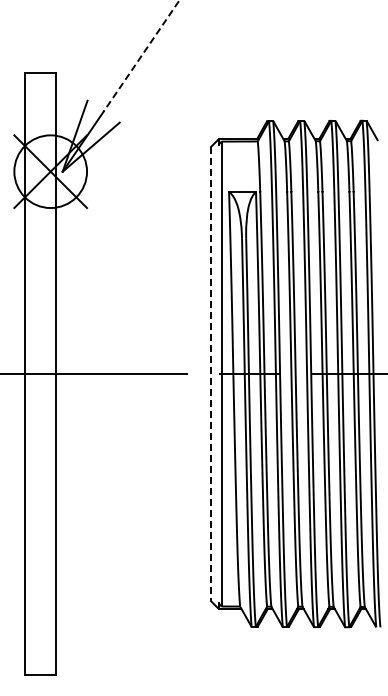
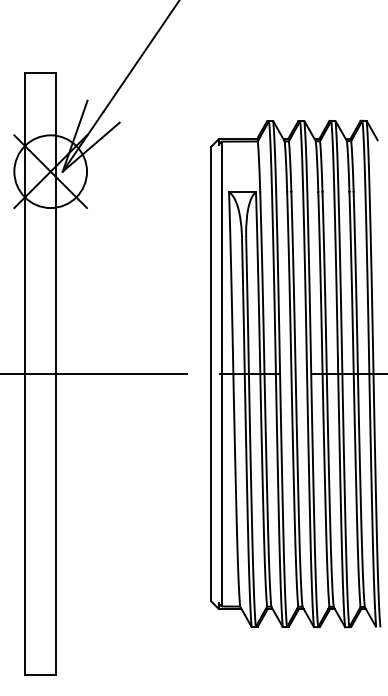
line: dashed -> solid (141, 56)
line: dashed -> solid (211, 374)
